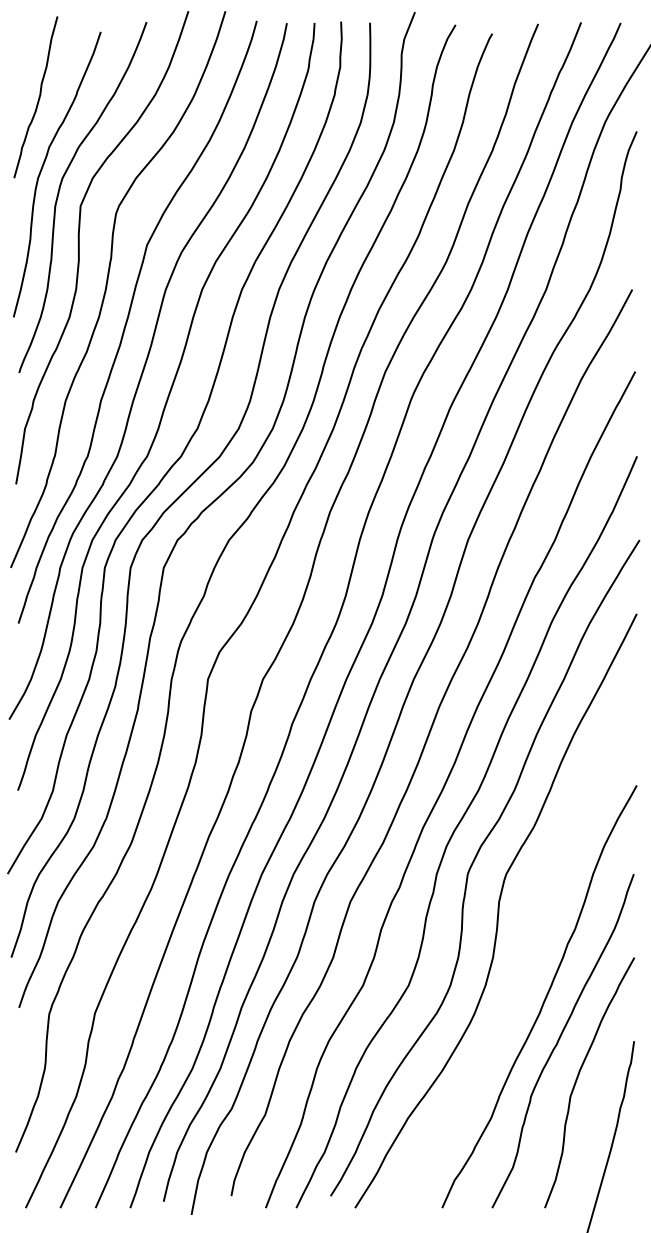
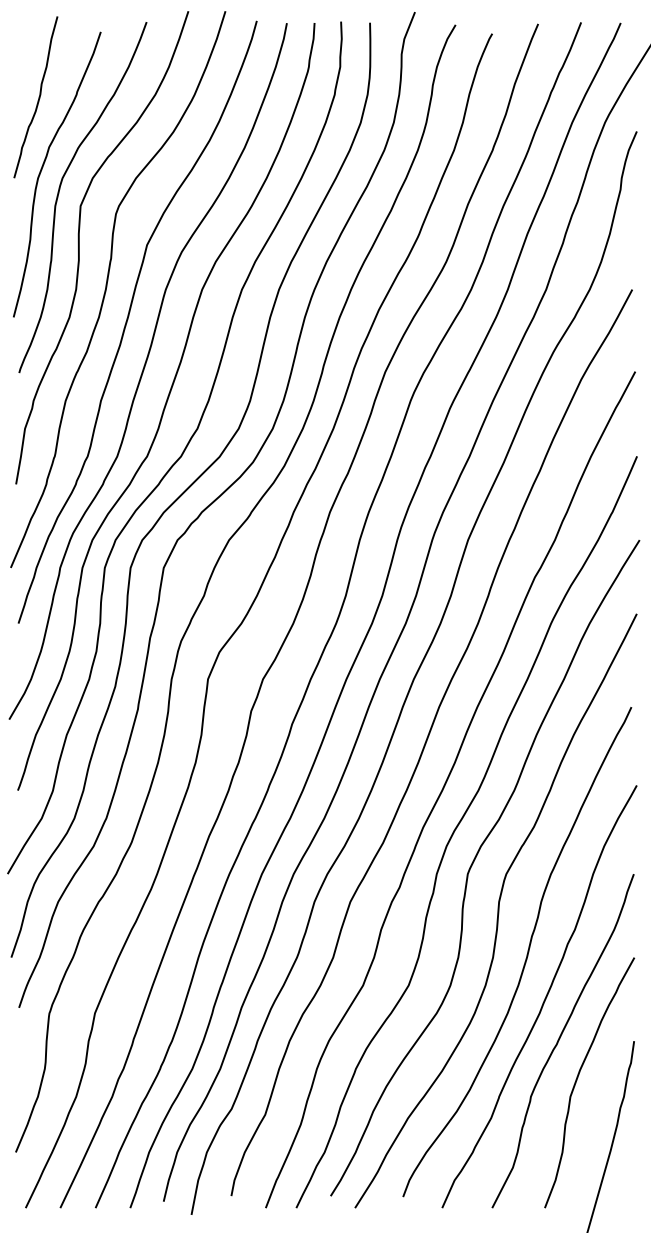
curve: none -> present (526, 954)
